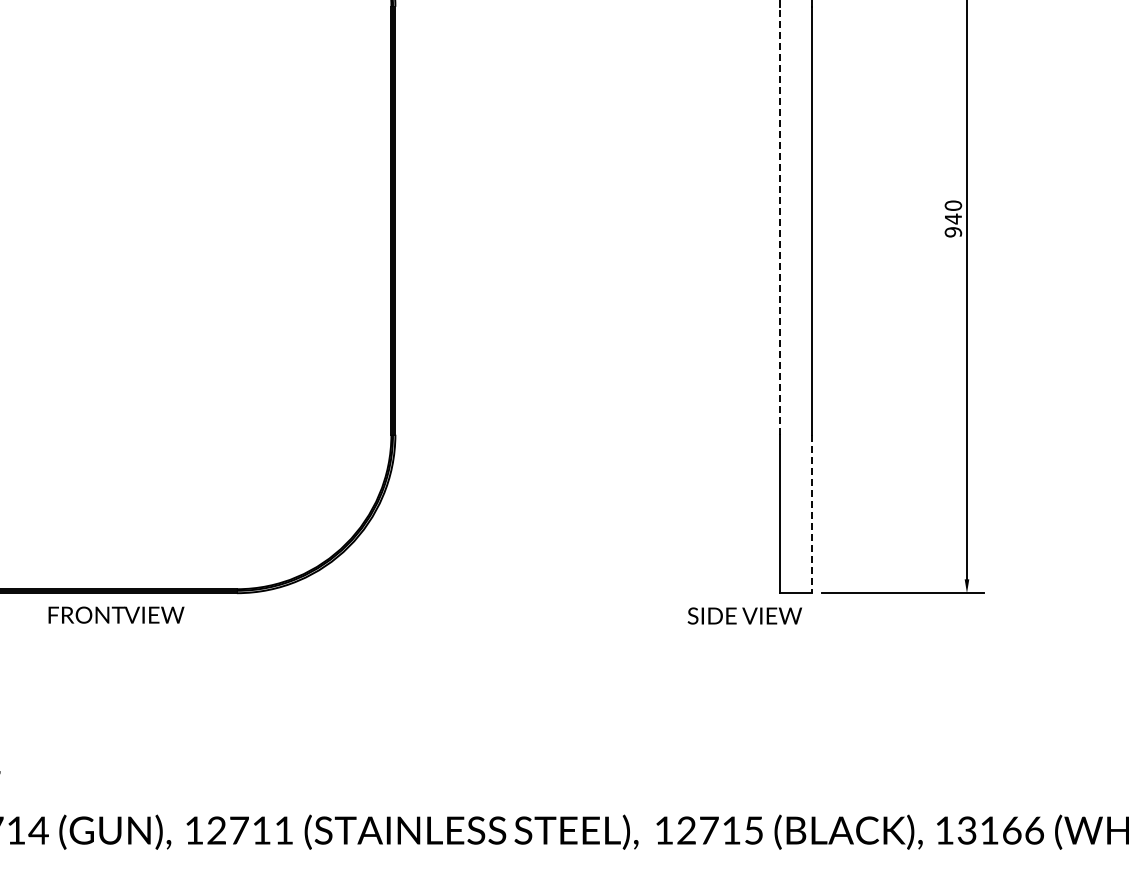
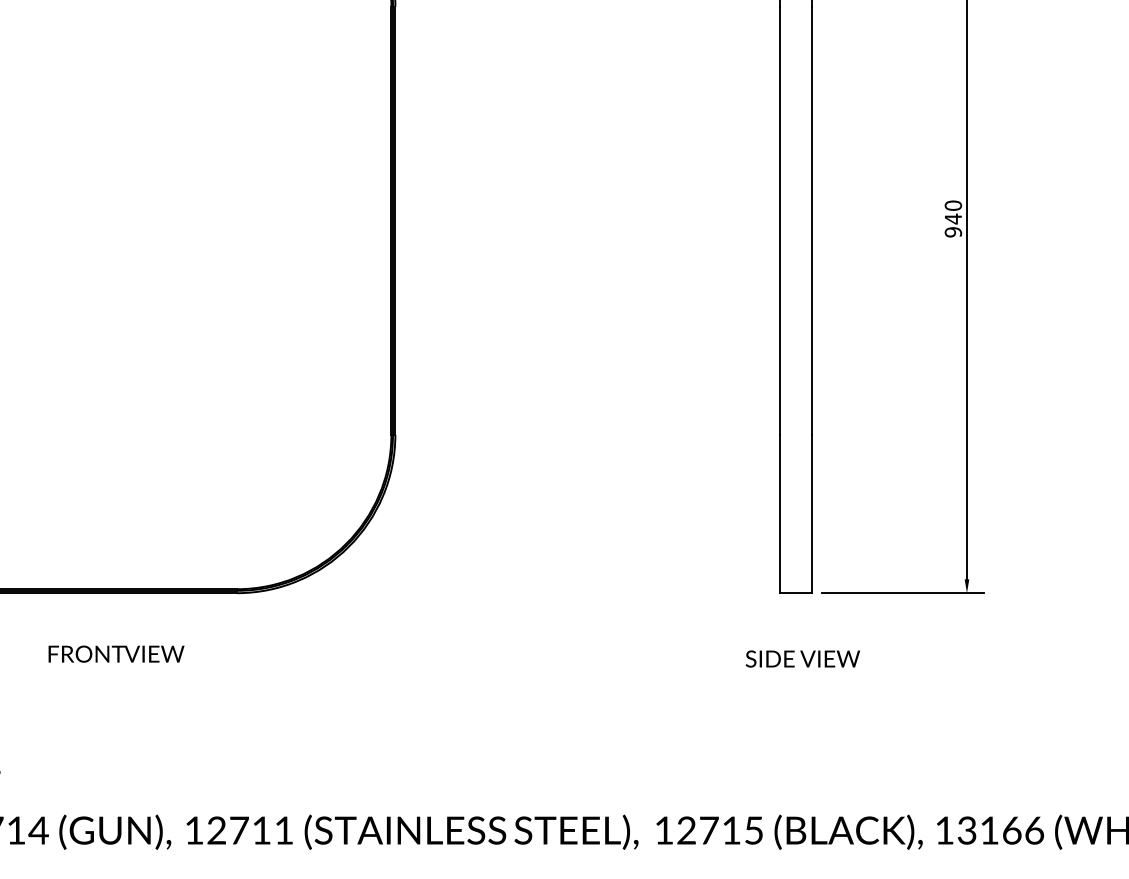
line: dashed -> solid (779, 220)
line: dashed -> solid (811, 514)
text position: (116, 614) -> (116, 653) (116, 653)
text position: (744, 615) -> (802, 658) (802, 658)
